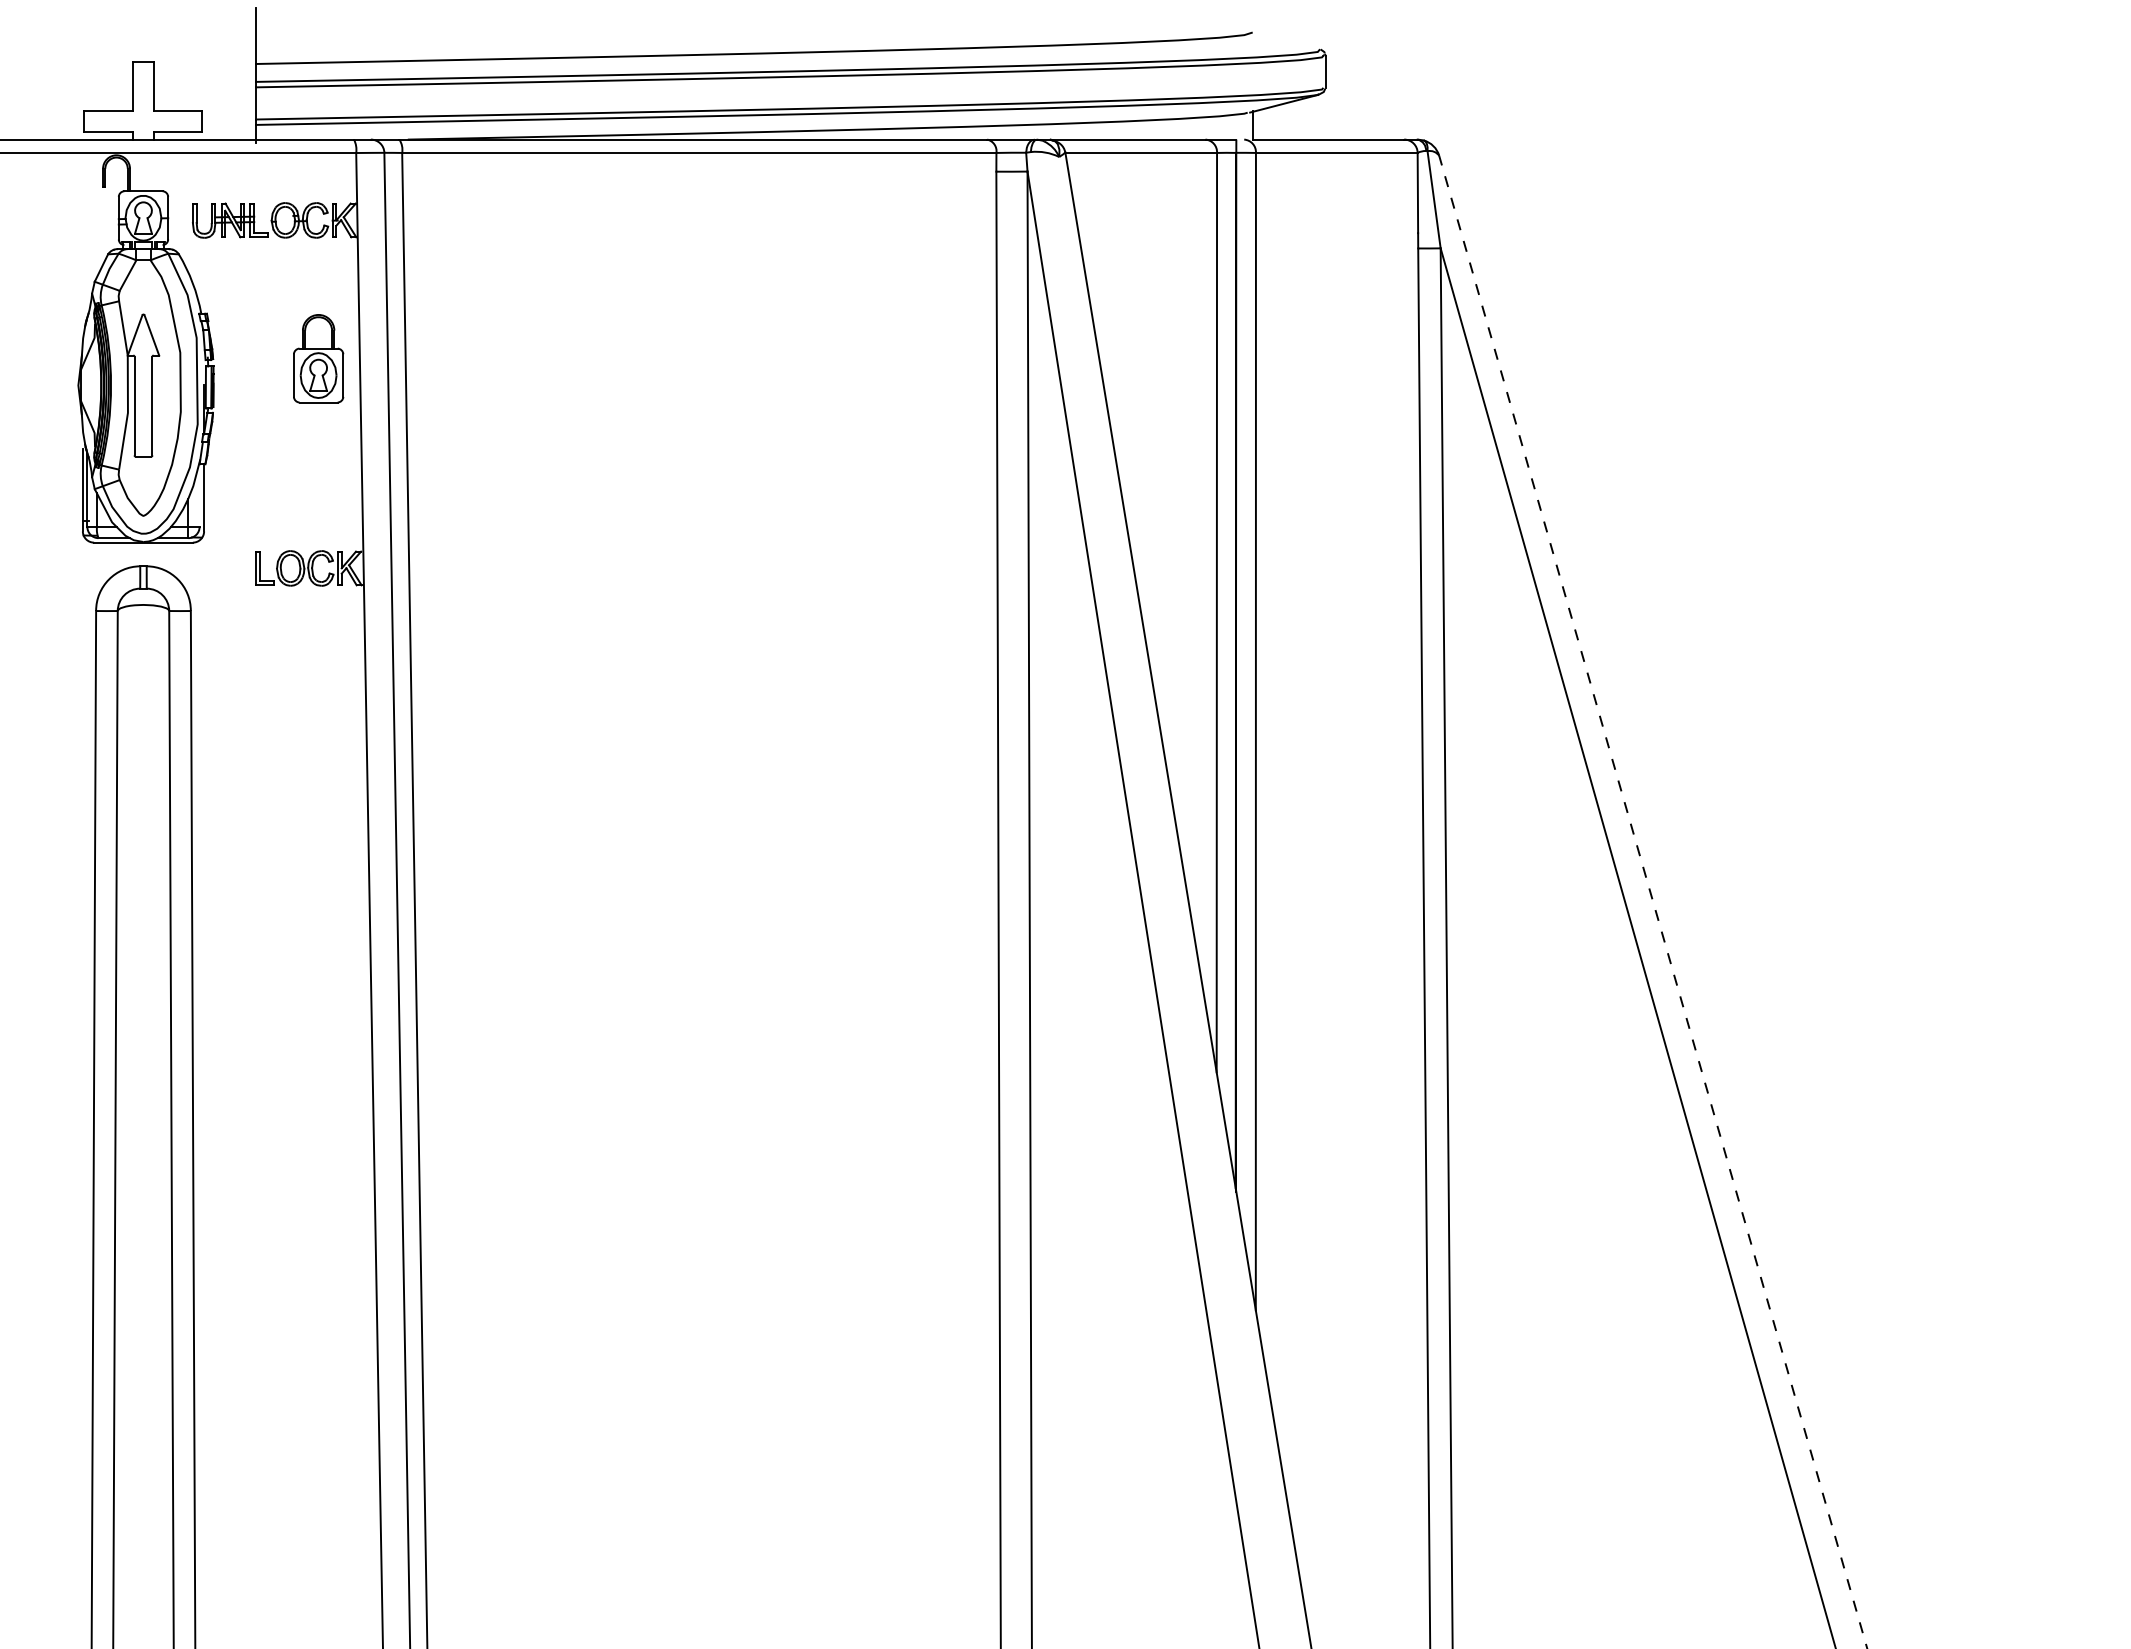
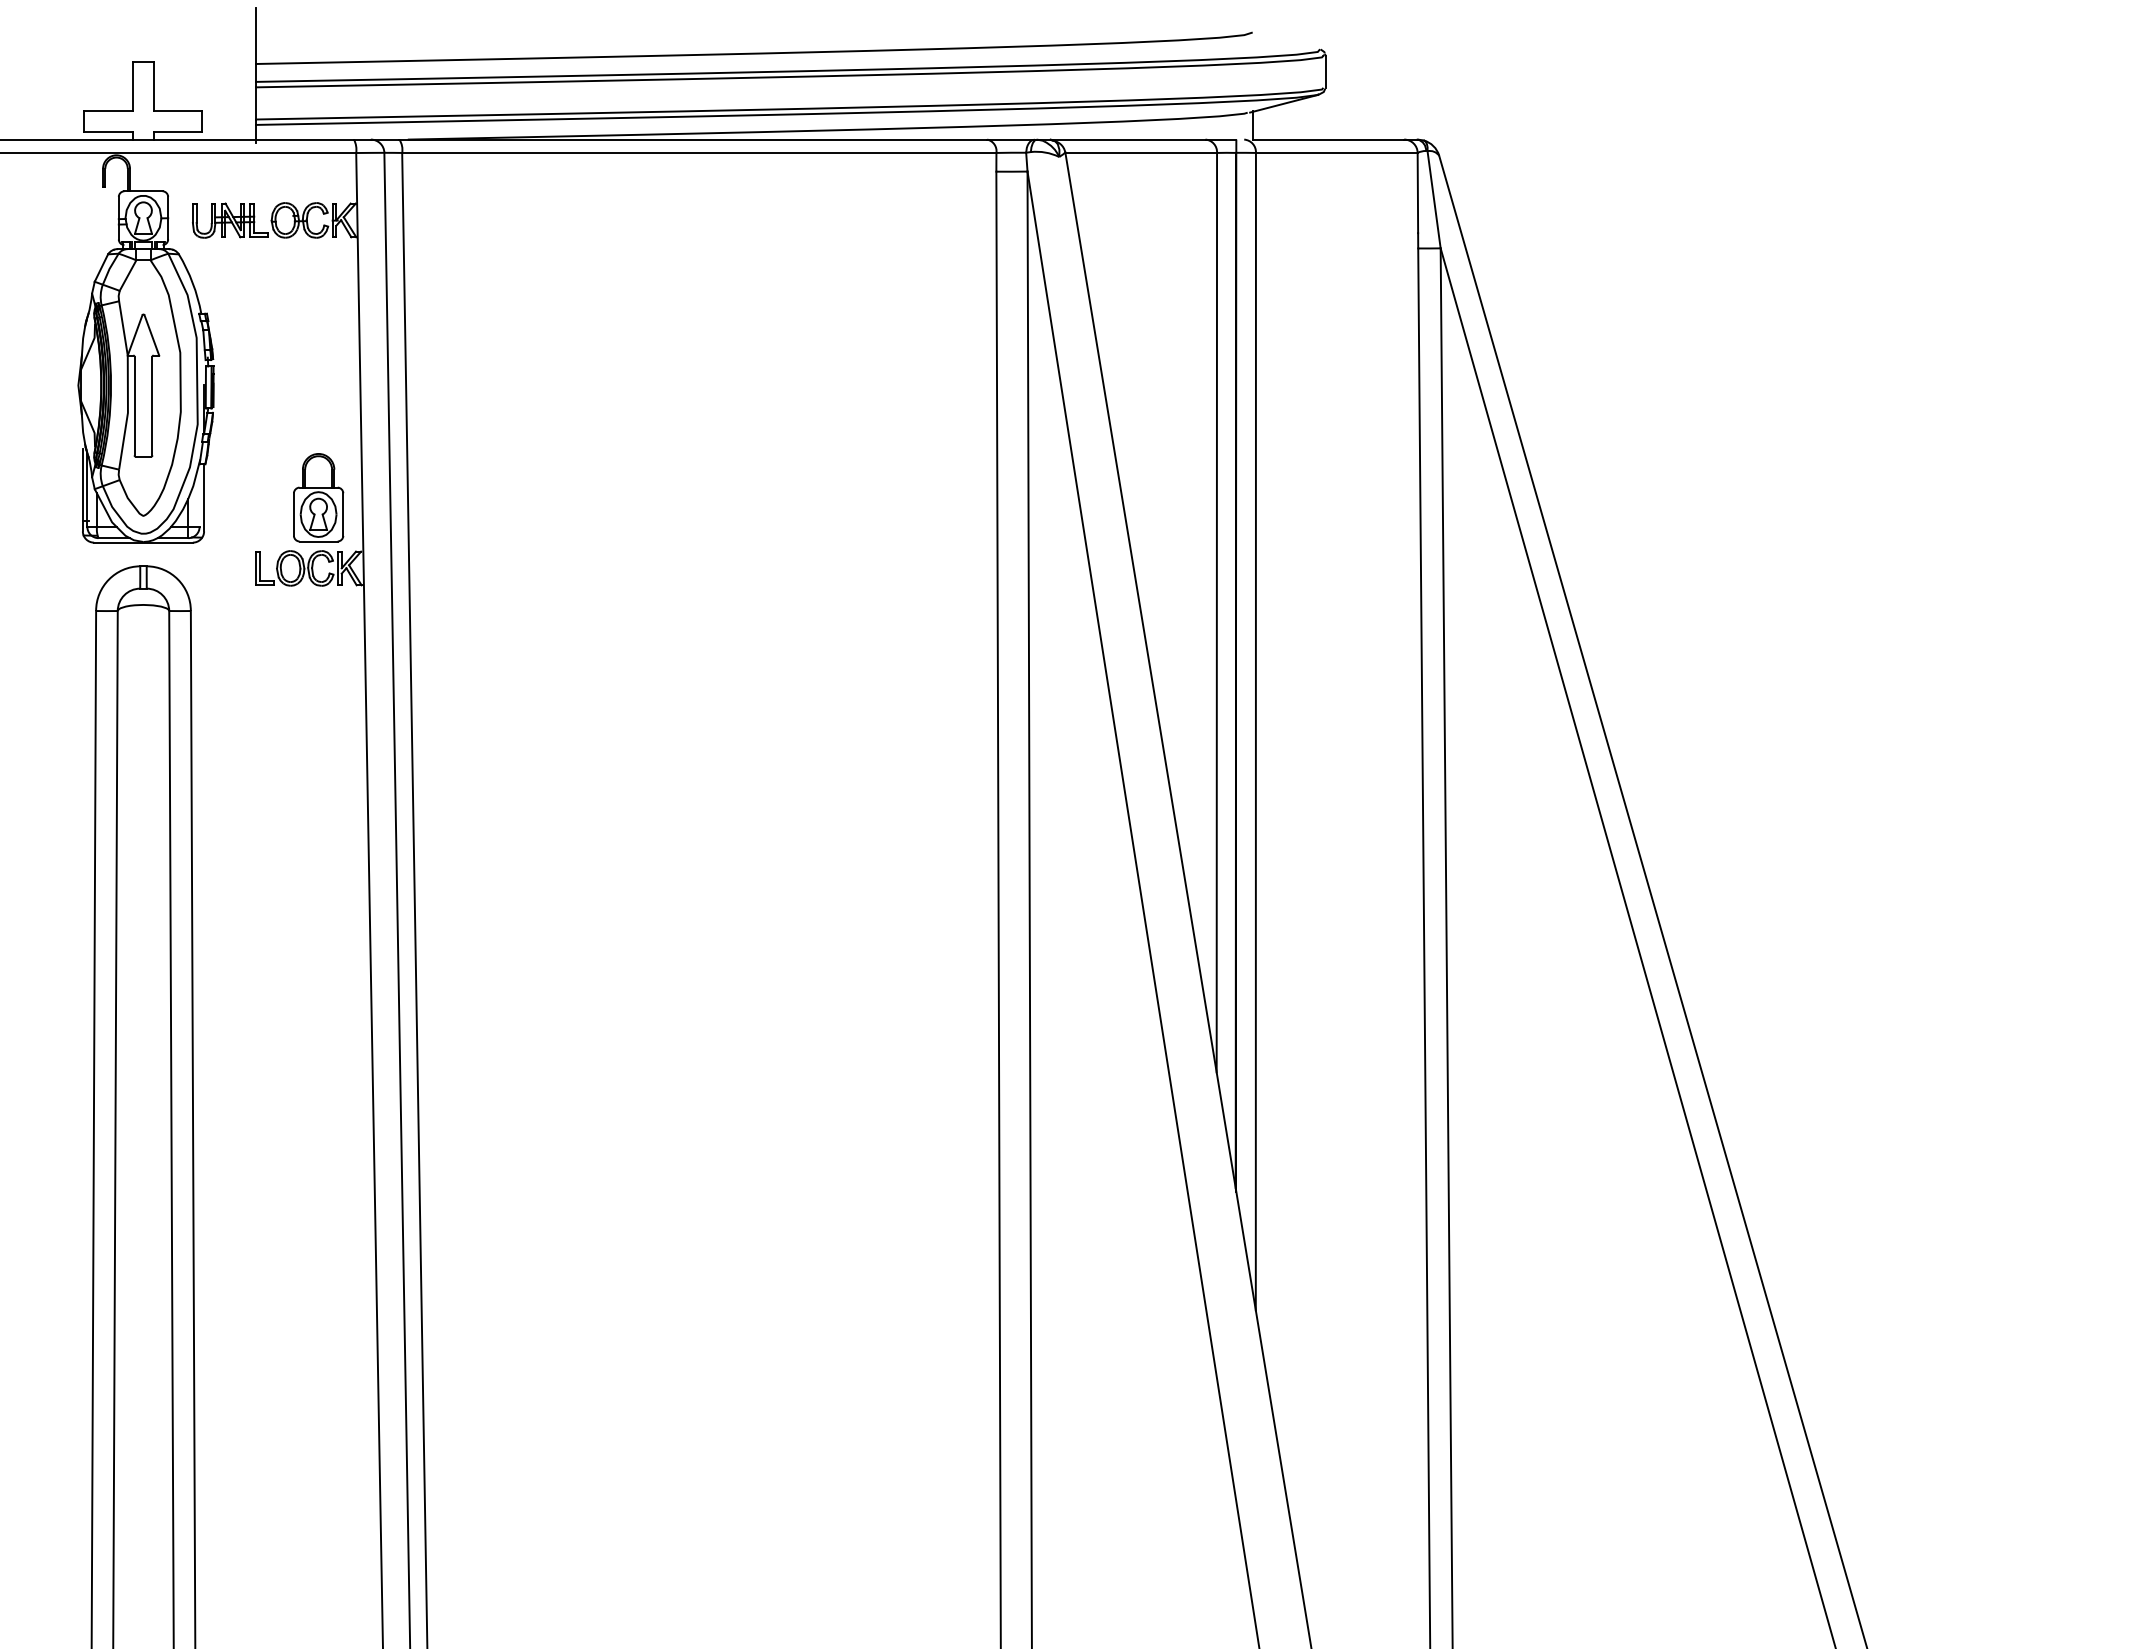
part position: (318, 358) -> (318, 497) (318, 497)
line: dashed -> solid (1653, 901)
